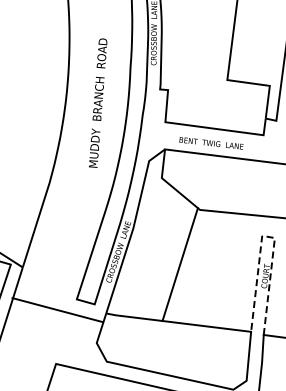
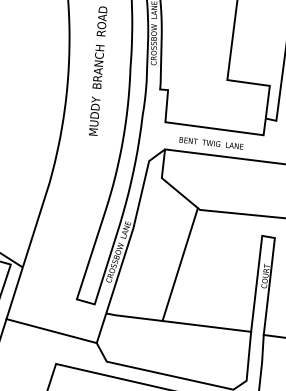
text position: (98, 102) -> (98, 70) (98, 70)
line: dashed -> solid (269, 237)
line position: (57, 310) -> (51, 331) (51, 331)
